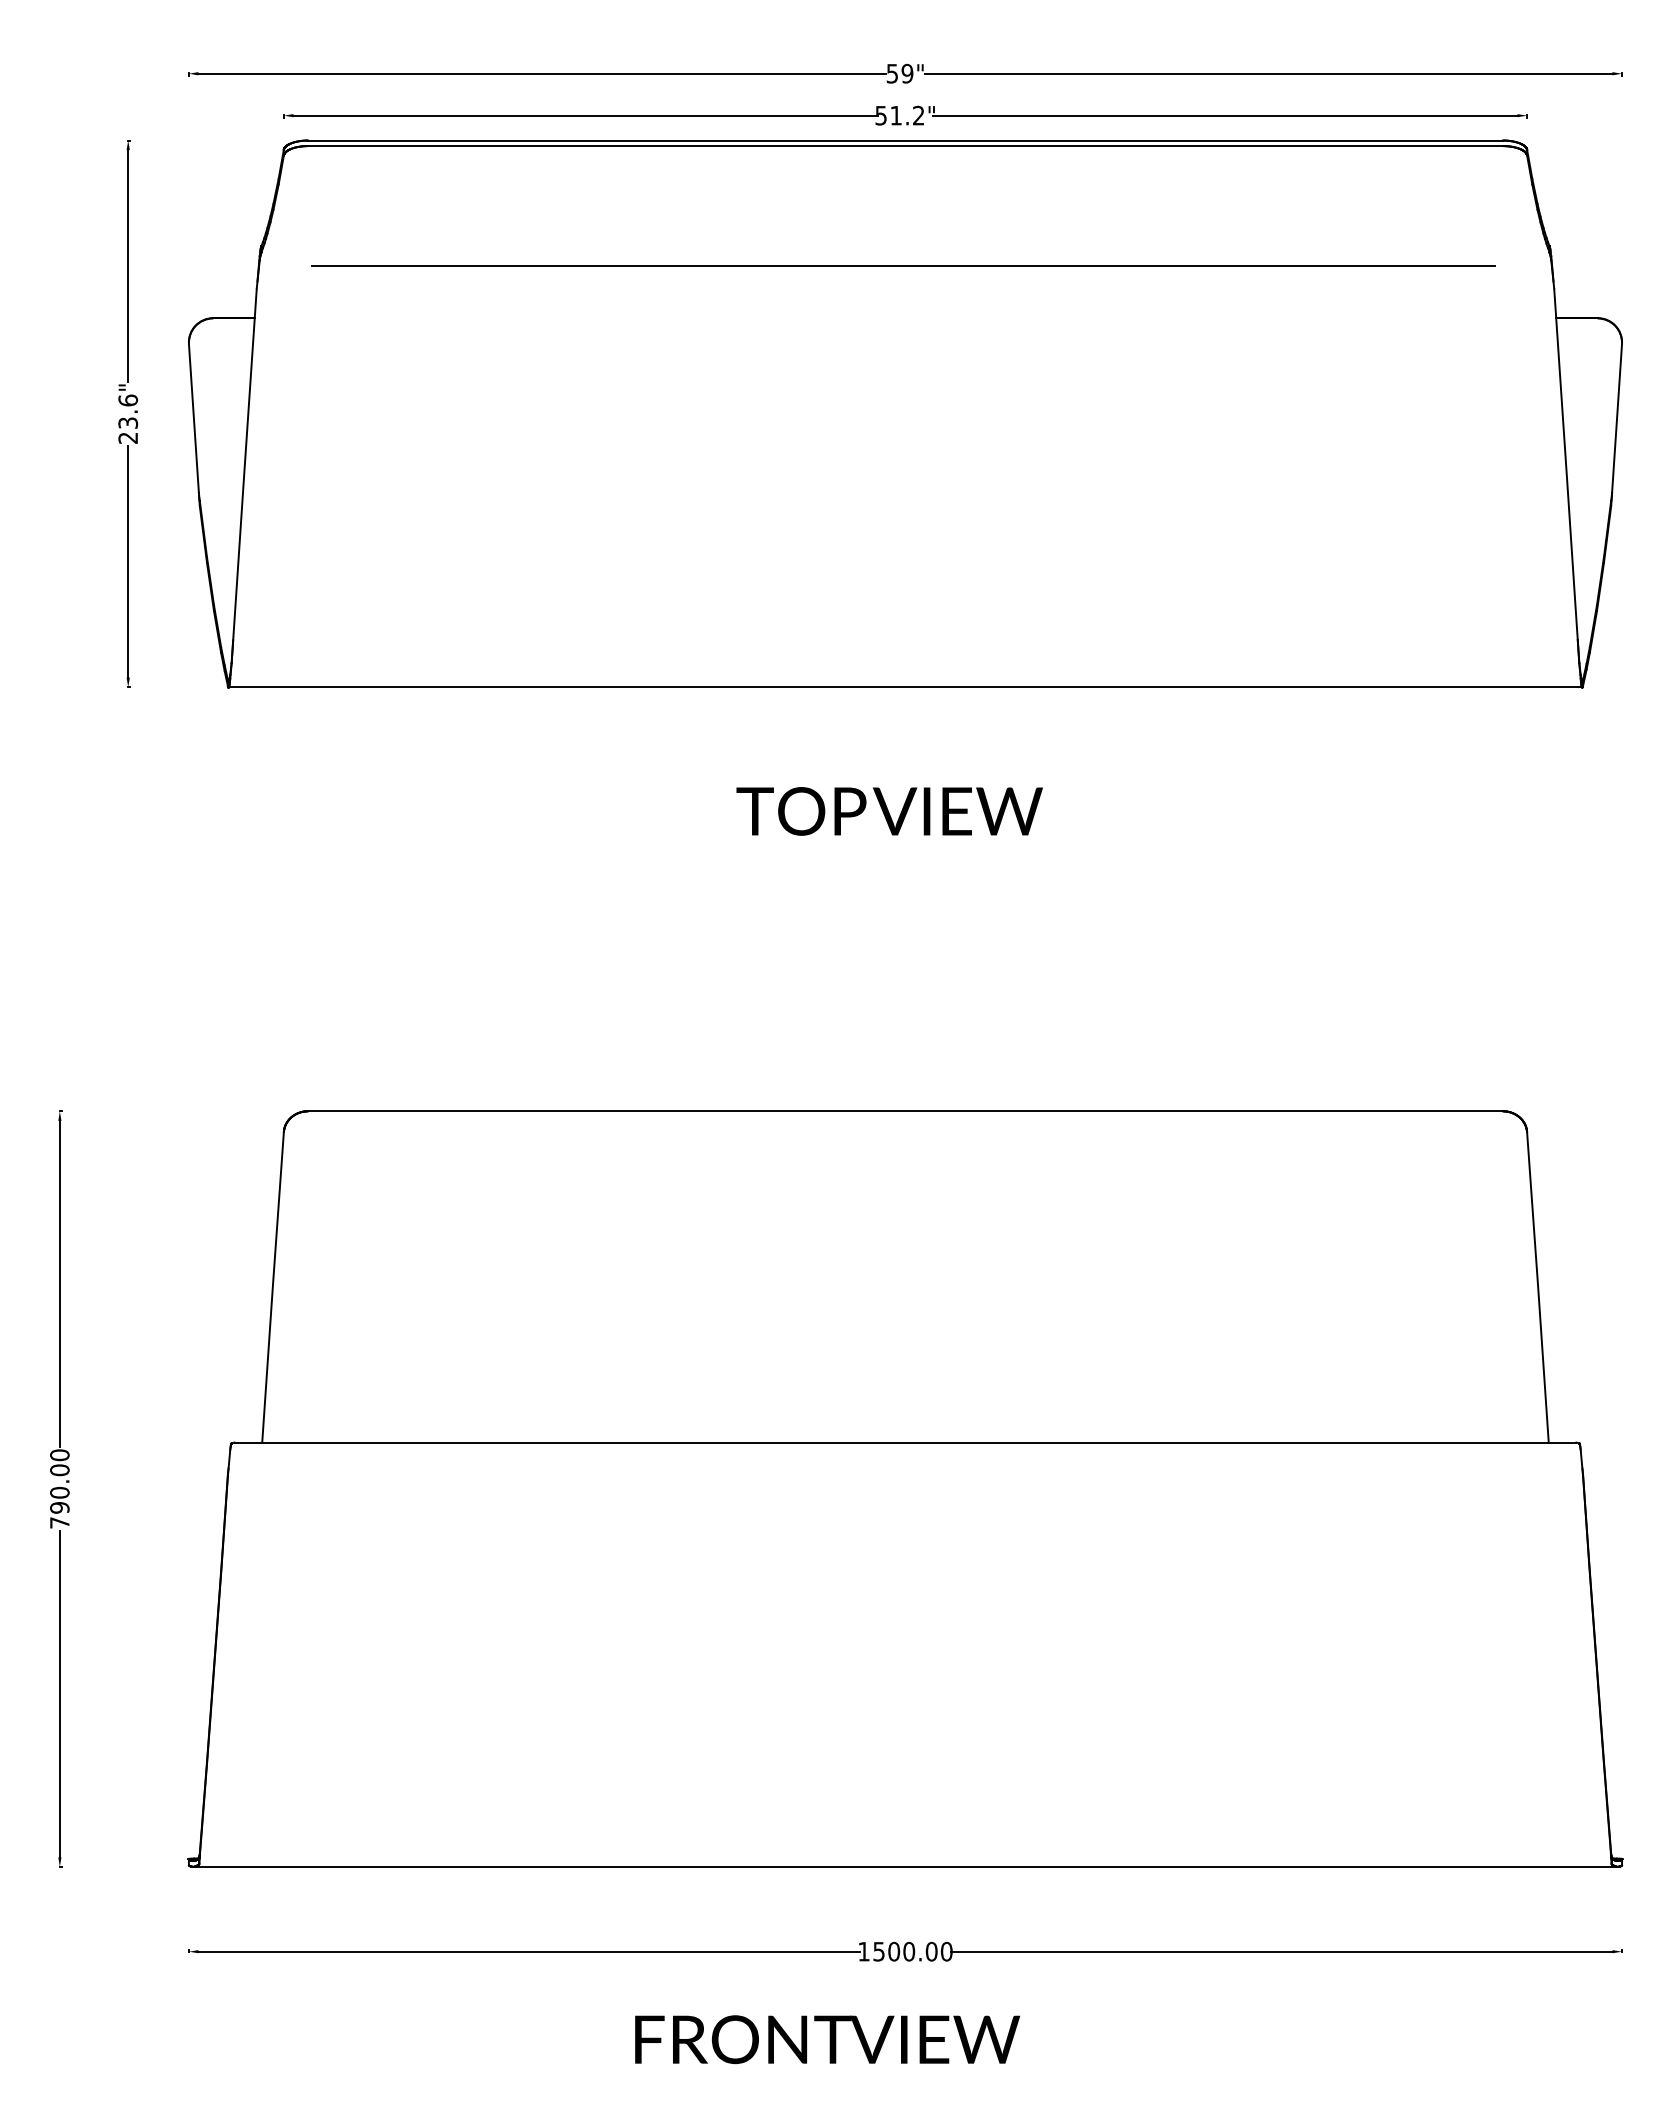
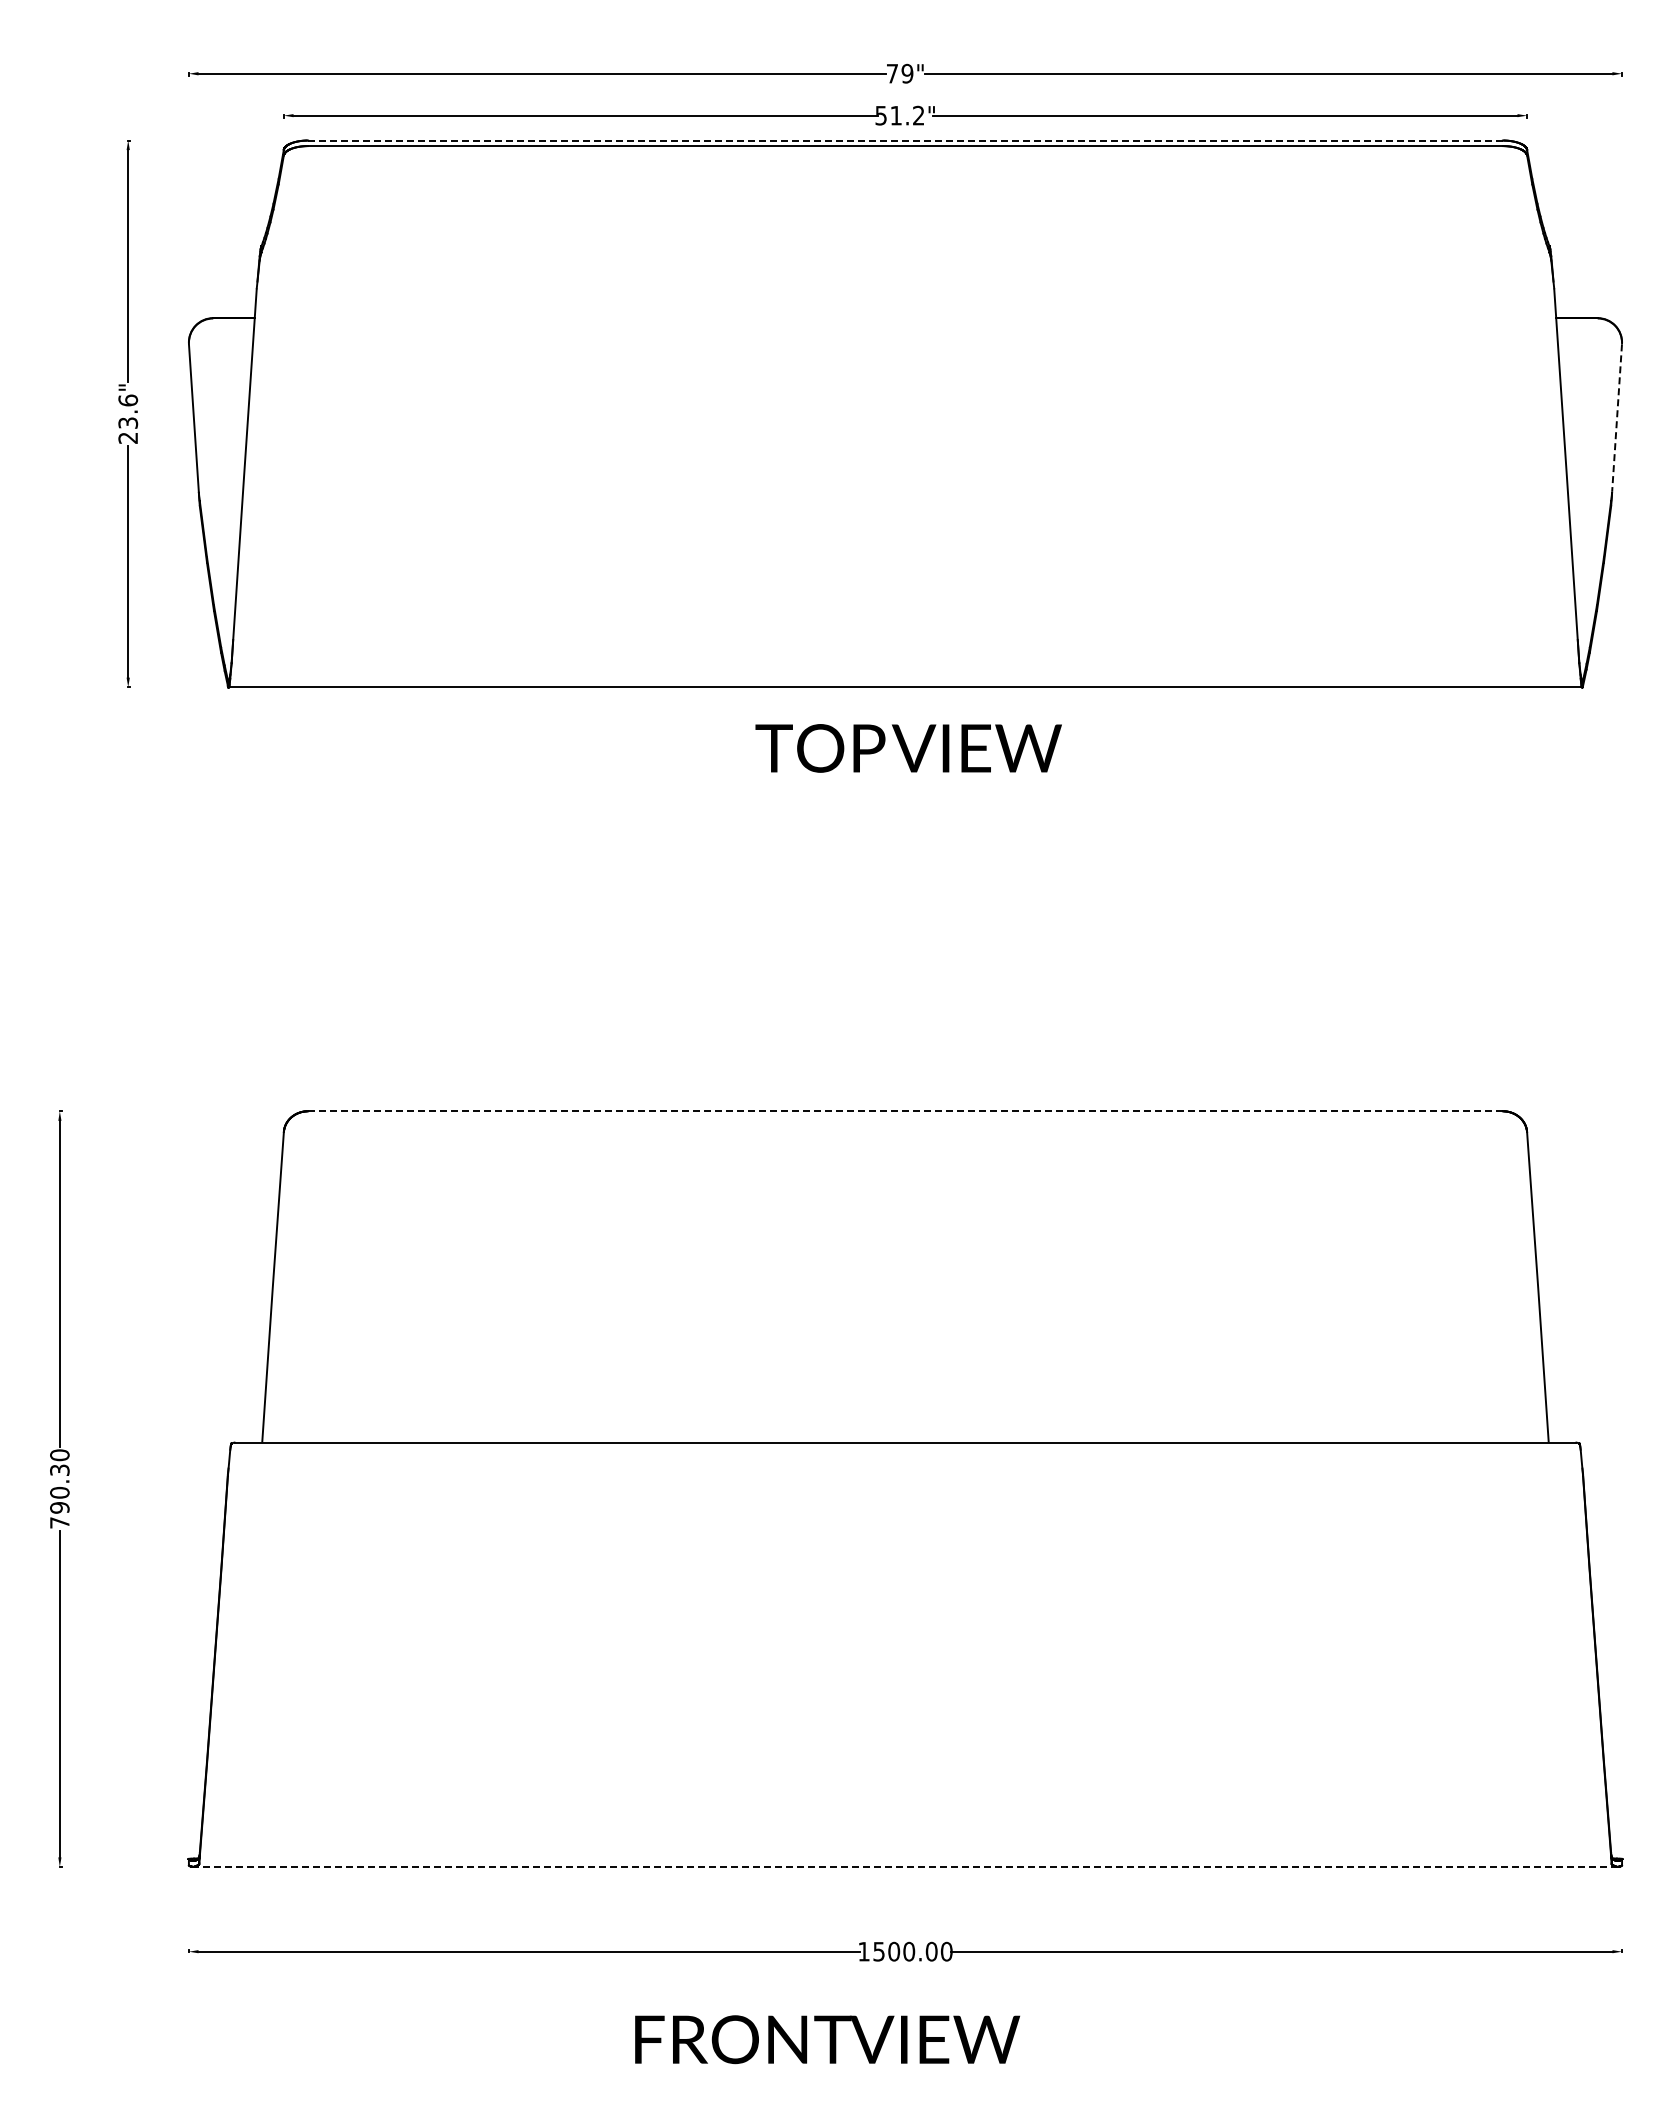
text: 59" -> 79" (891, 73)
line: solid -> dashed (905, 140)
line: present -> none (903, 266)
line: solid -> dashed (1617, 418)
text position: (889, 811) -> (908, 748) (908, 748)
line: solid -> dashed (905, 1111)
text: 790.00 -> 790.30 (59, 1470)
line: solid -> dashed (904, 1866)
